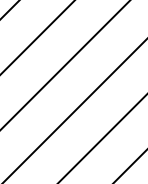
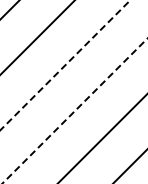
line: solid -> dashed (65, 65)
line: solid -> dashed (75, 110)
